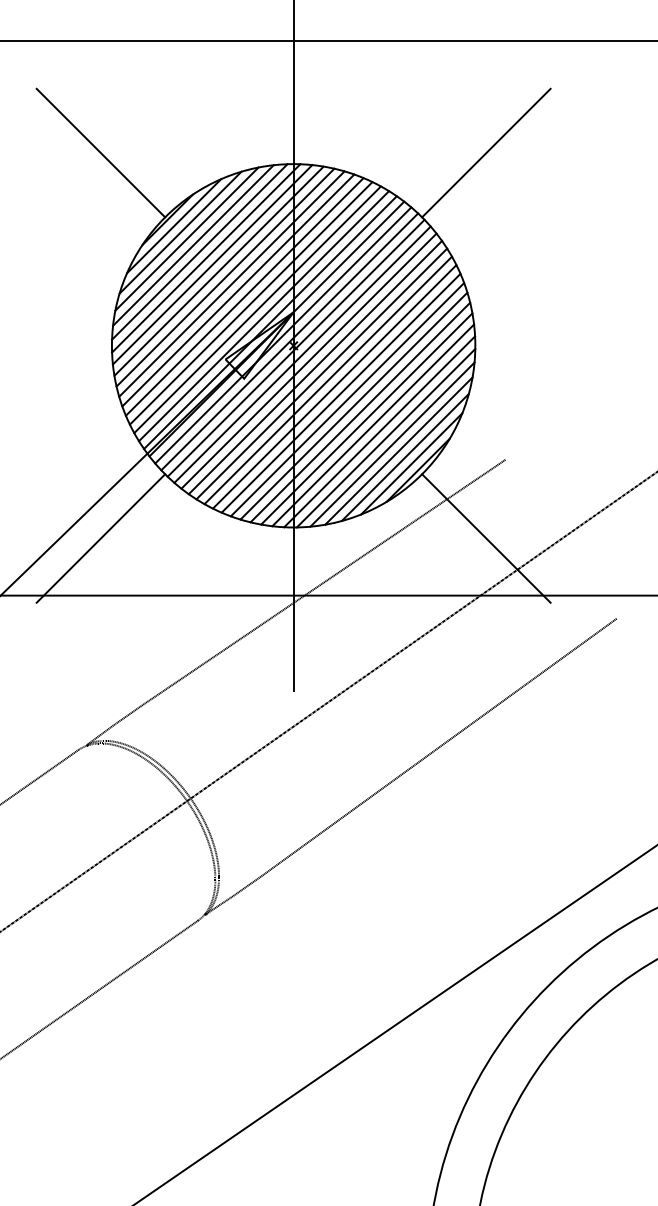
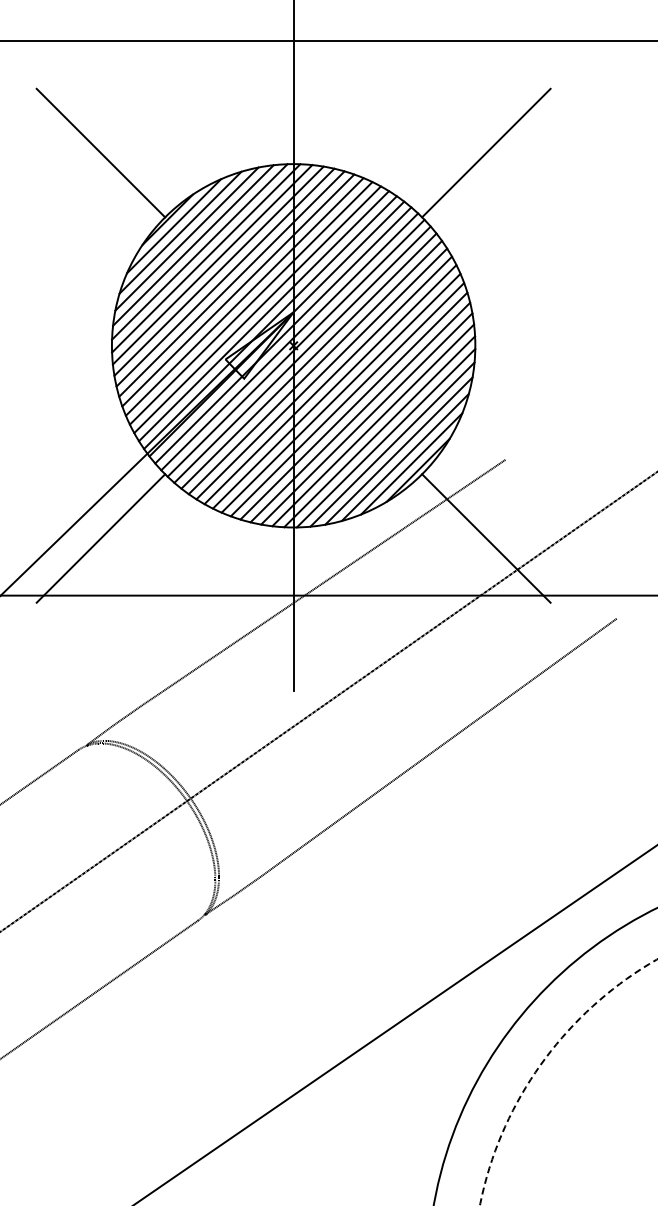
circle: solid -> dashed (568, 1082)
